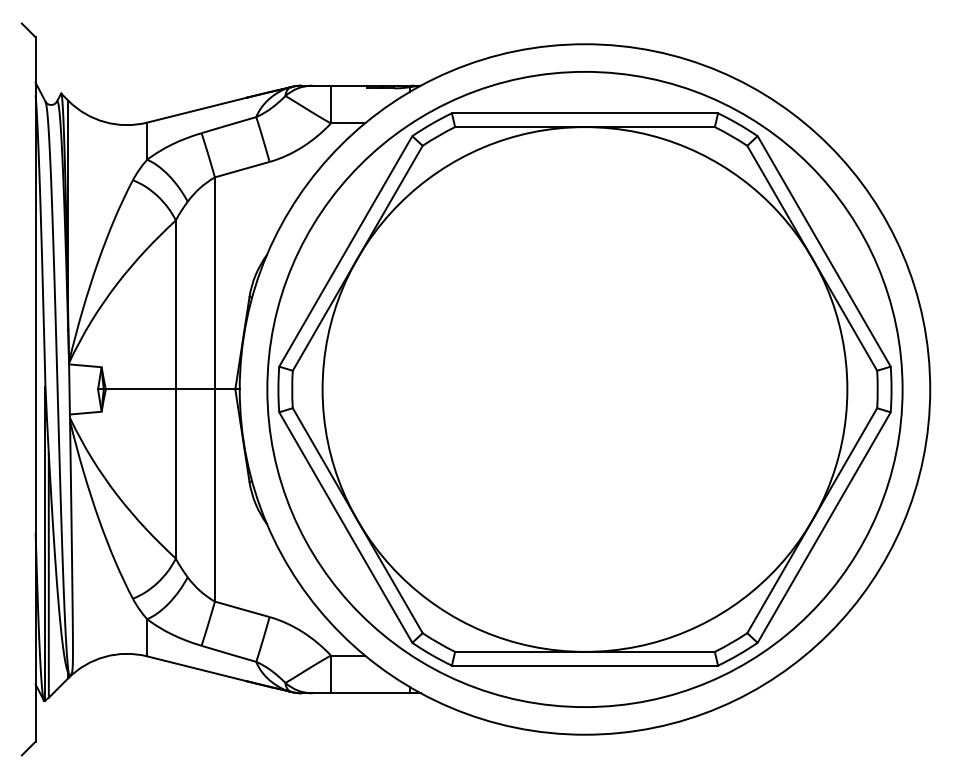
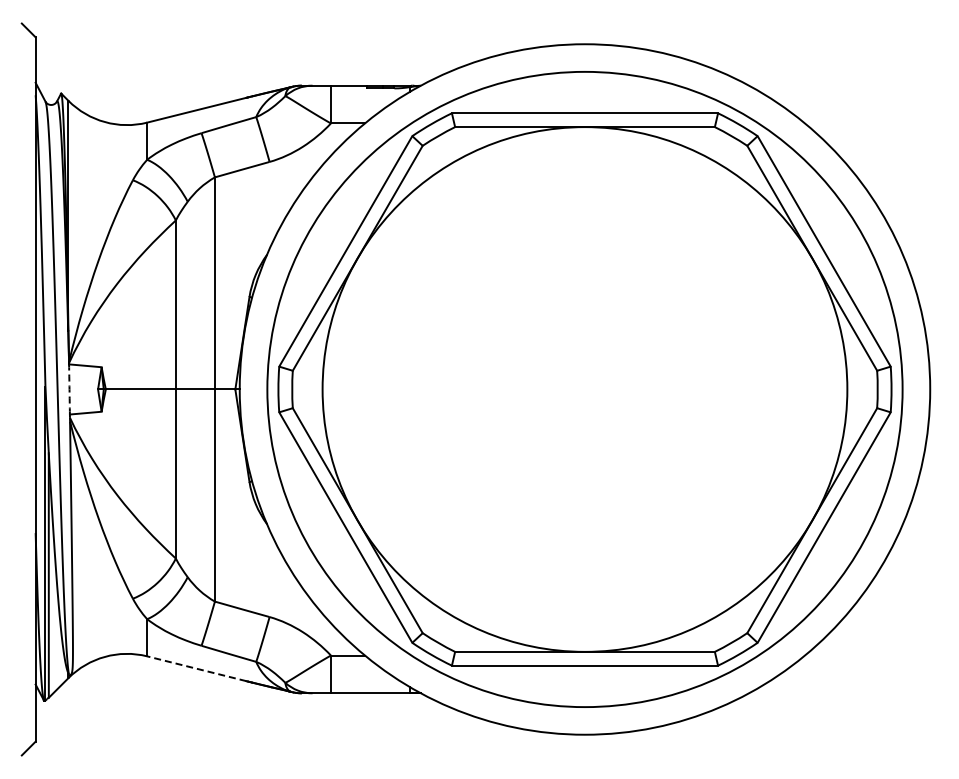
arc: solid -> dashed (69, 389)
line: solid -> dashed (196, 668)
